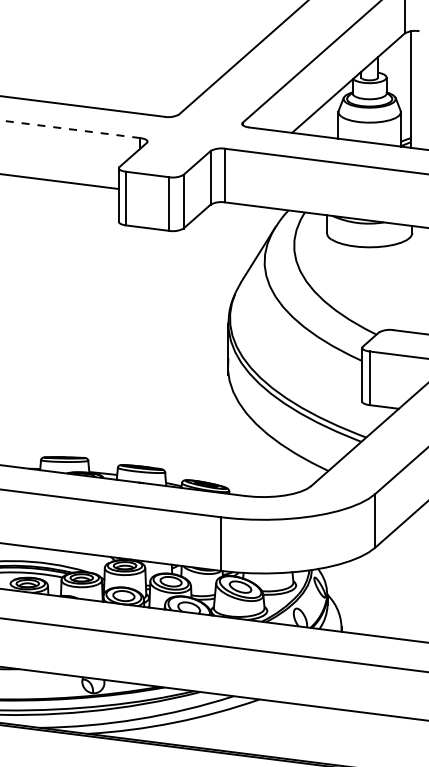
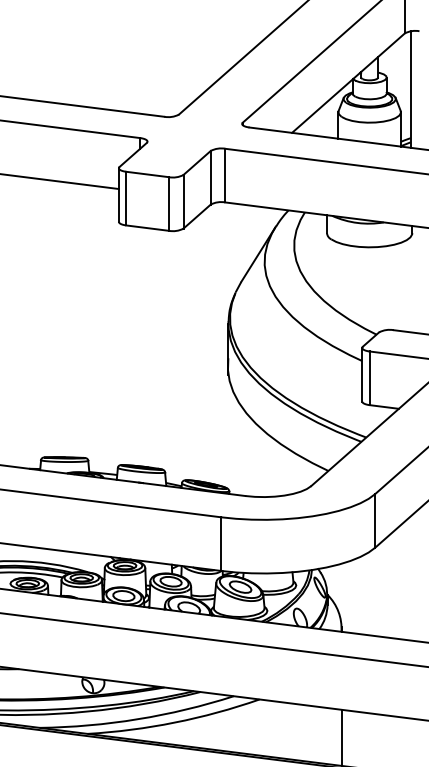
line: dashed -> solid (69, 129)
line position: (213, 644) -> (213, 639) (213, 639)
line: none -> present (341, 736)
